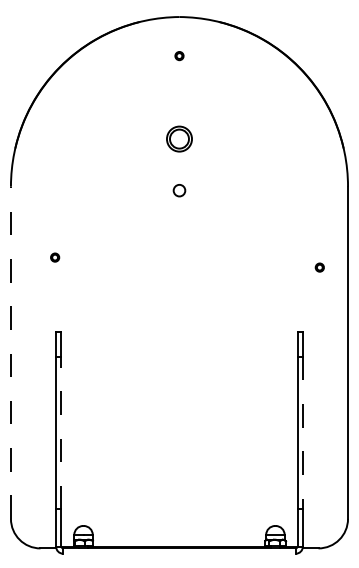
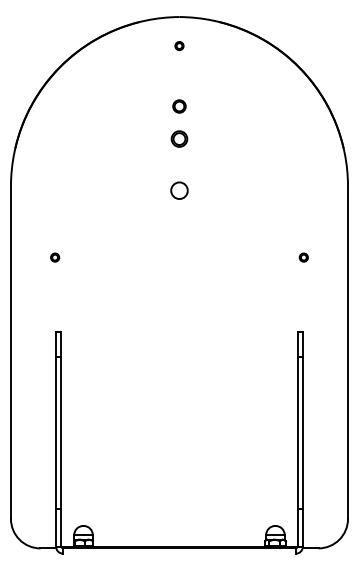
part position: (179, 56) -> (179, 46) (179, 46)
circle: none -> present (179, 106)
part size: 27x28 px -> 19x18 px (179, 138)
circle size: 15x14 px -> 19x19 px (179, 190)
part position: (319, 267) -> (303, 257) (303, 257)
line: dashed -> solid (10, 352)
line: dashed -> solid (61, 432)
line: dashed -> solid (302, 433)
